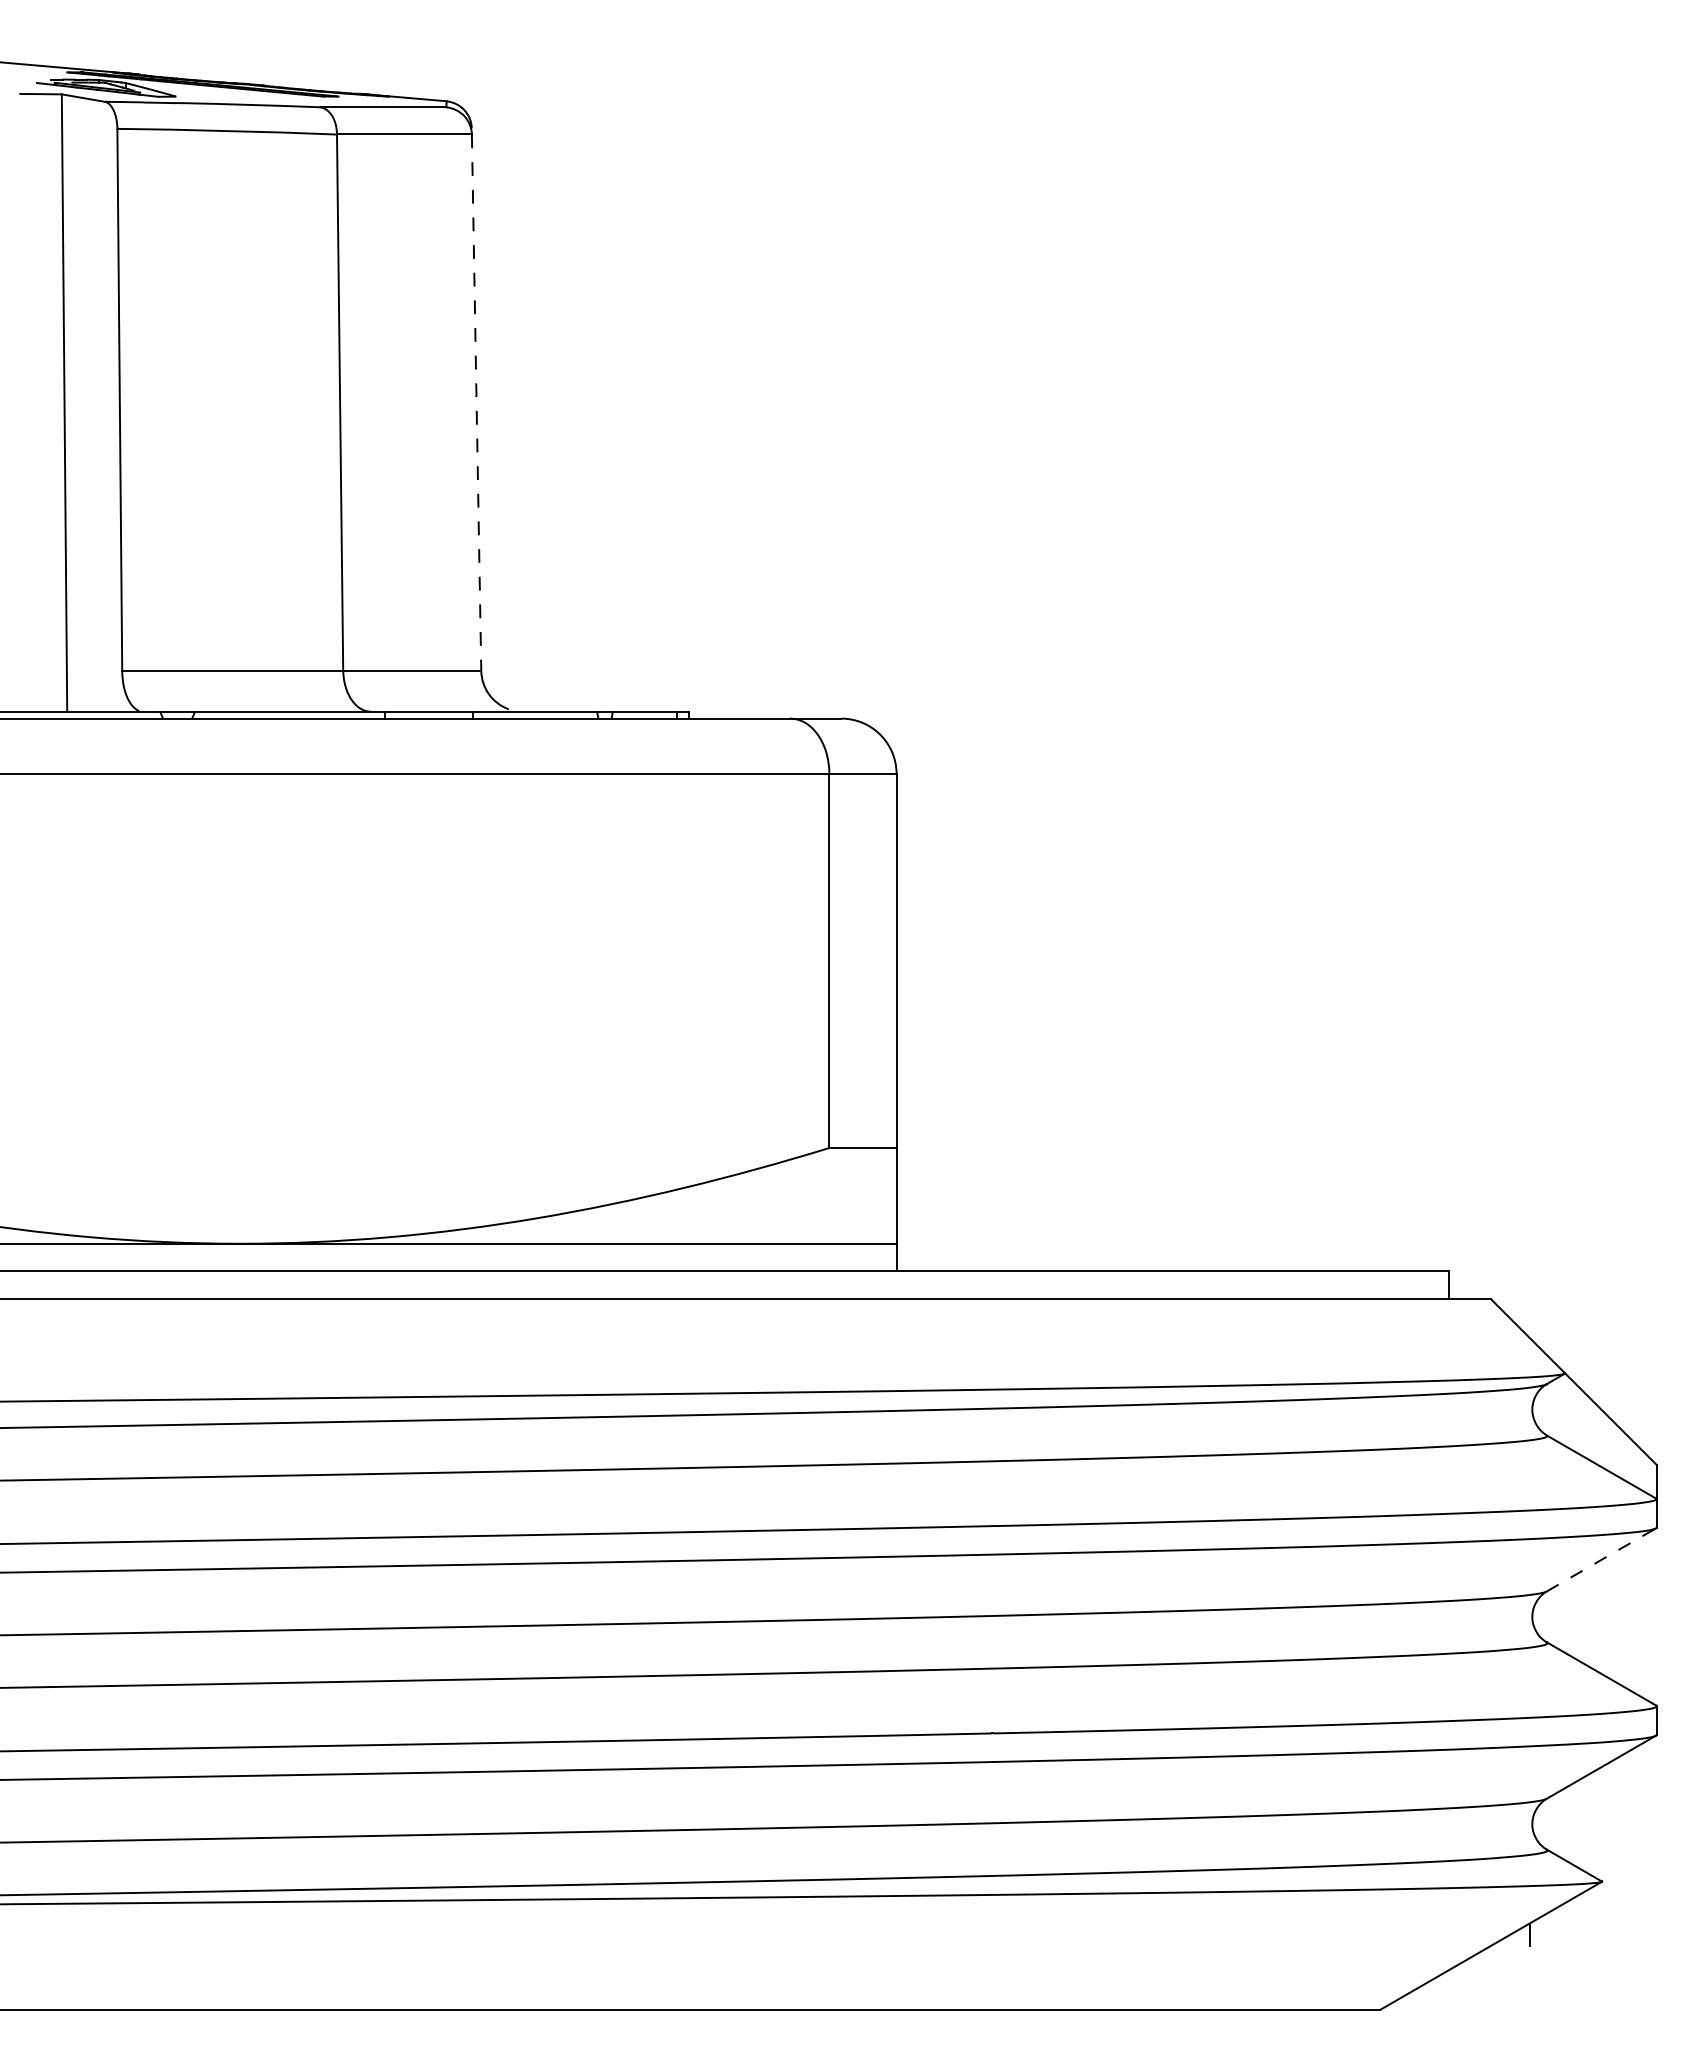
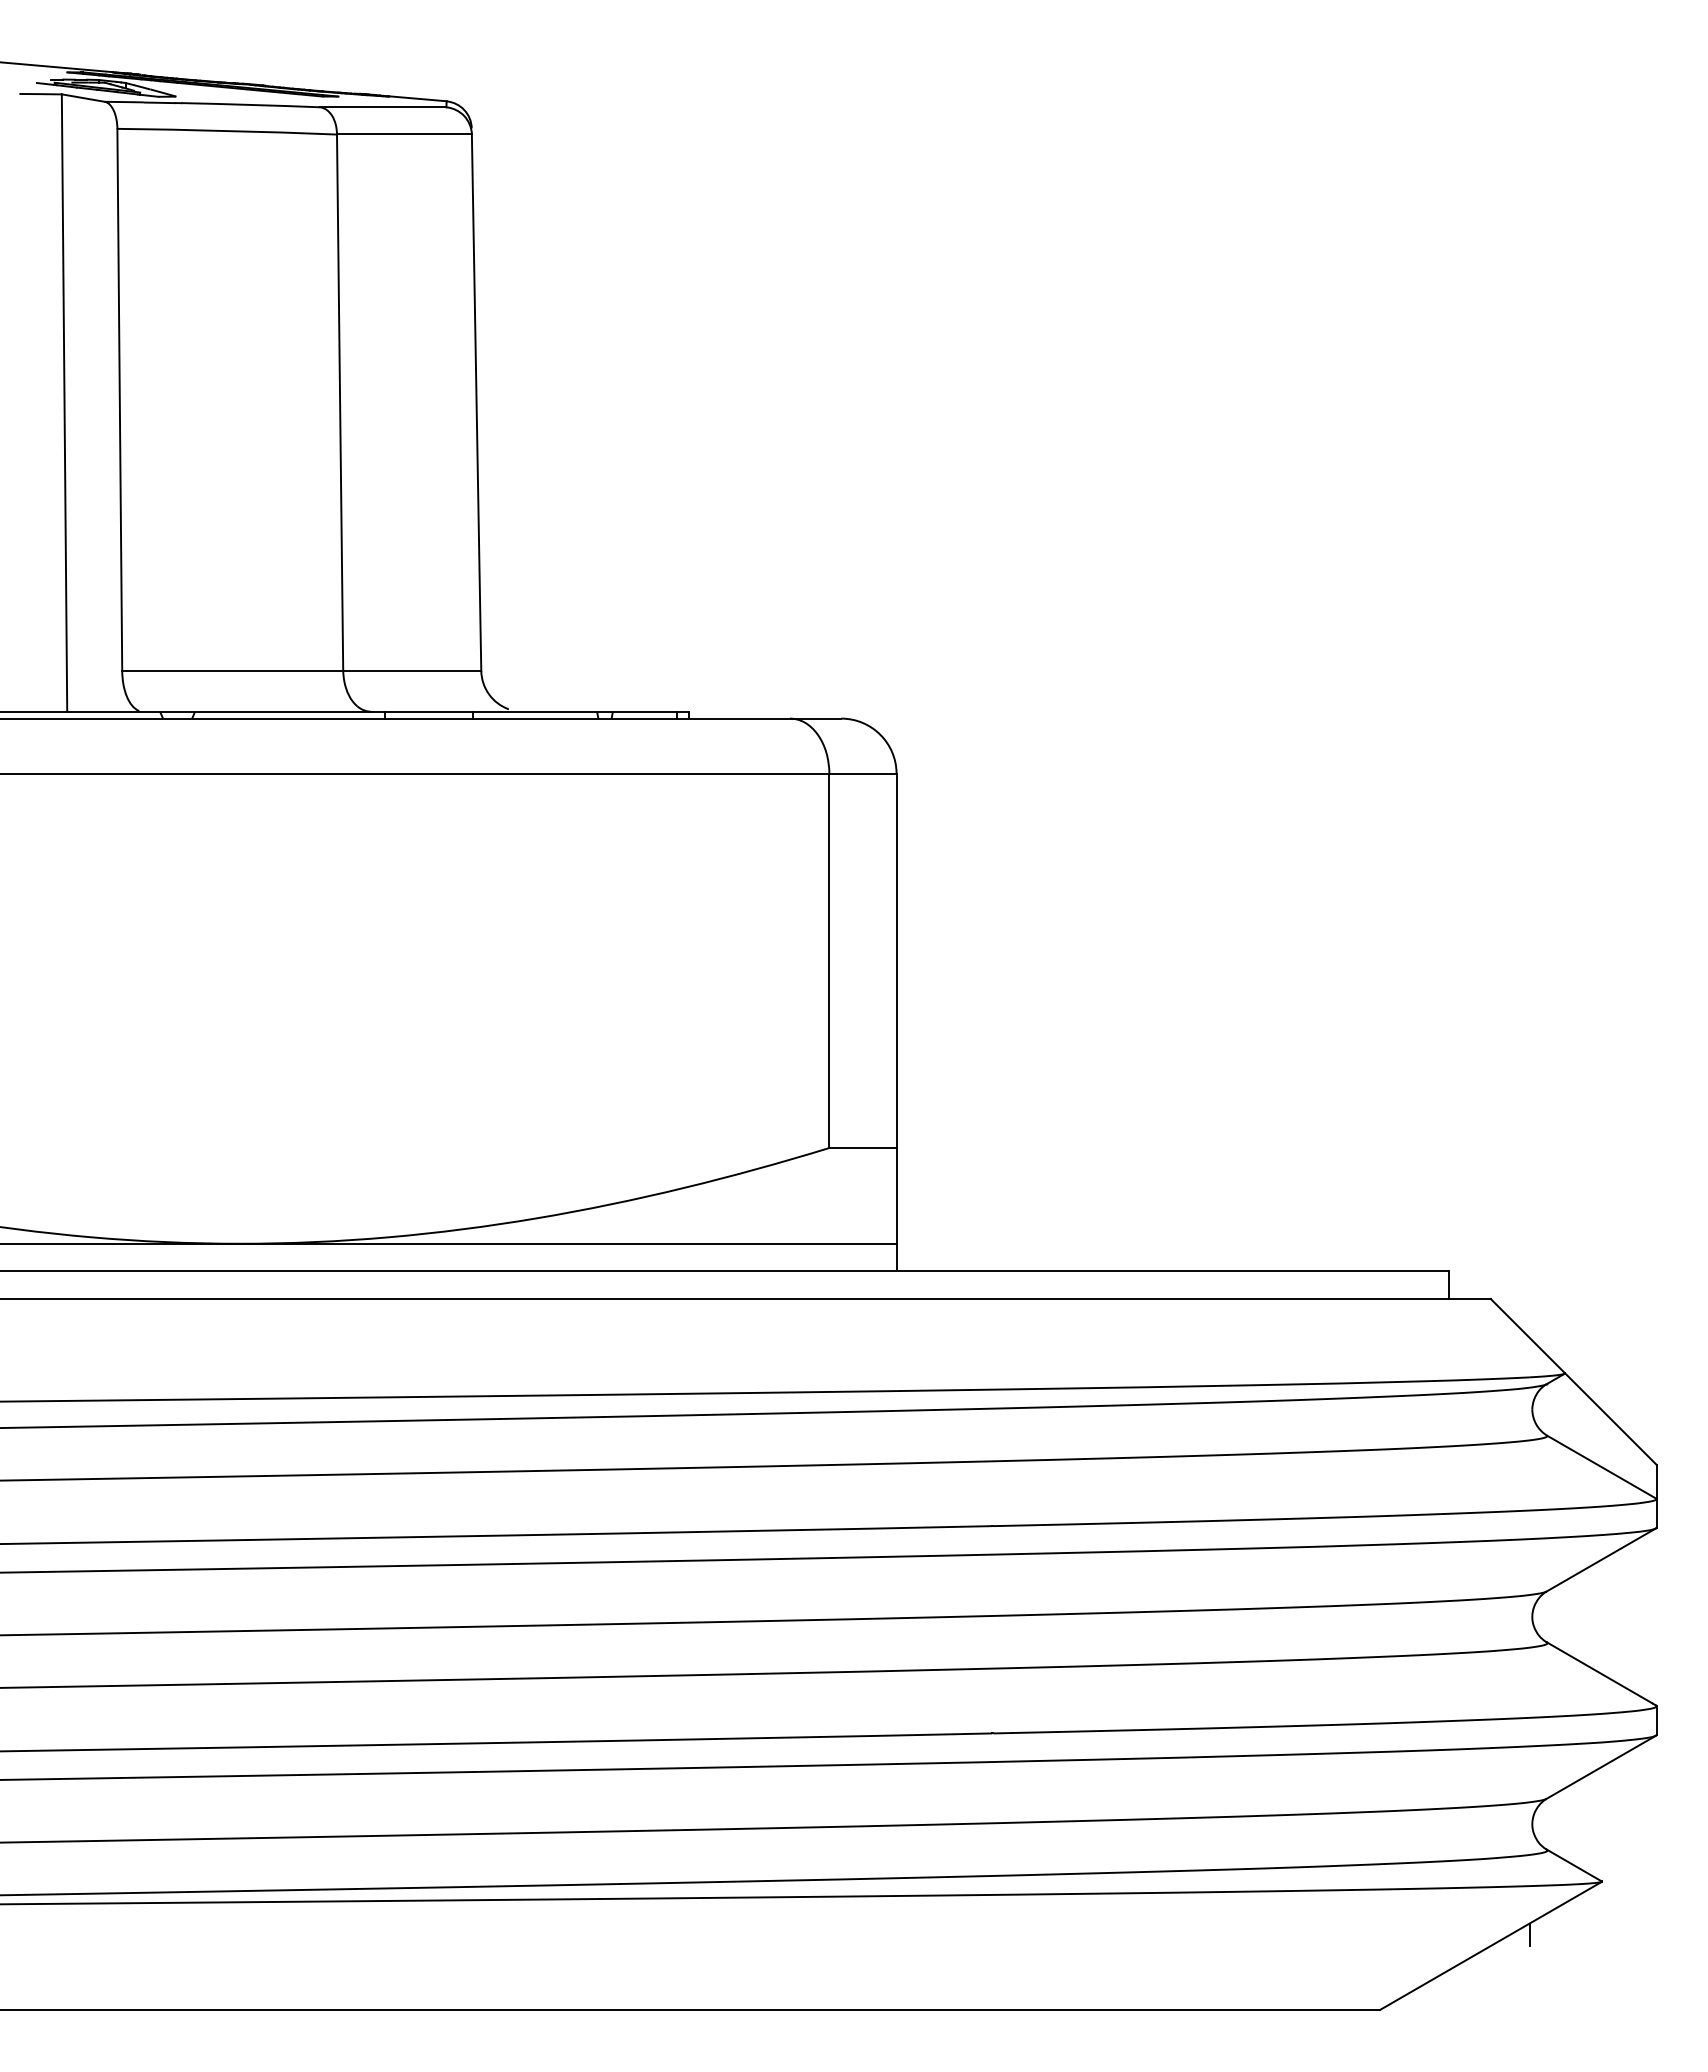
line: dashed -> solid (476, 403)
line: dashed -> solid (1601, 1559)
